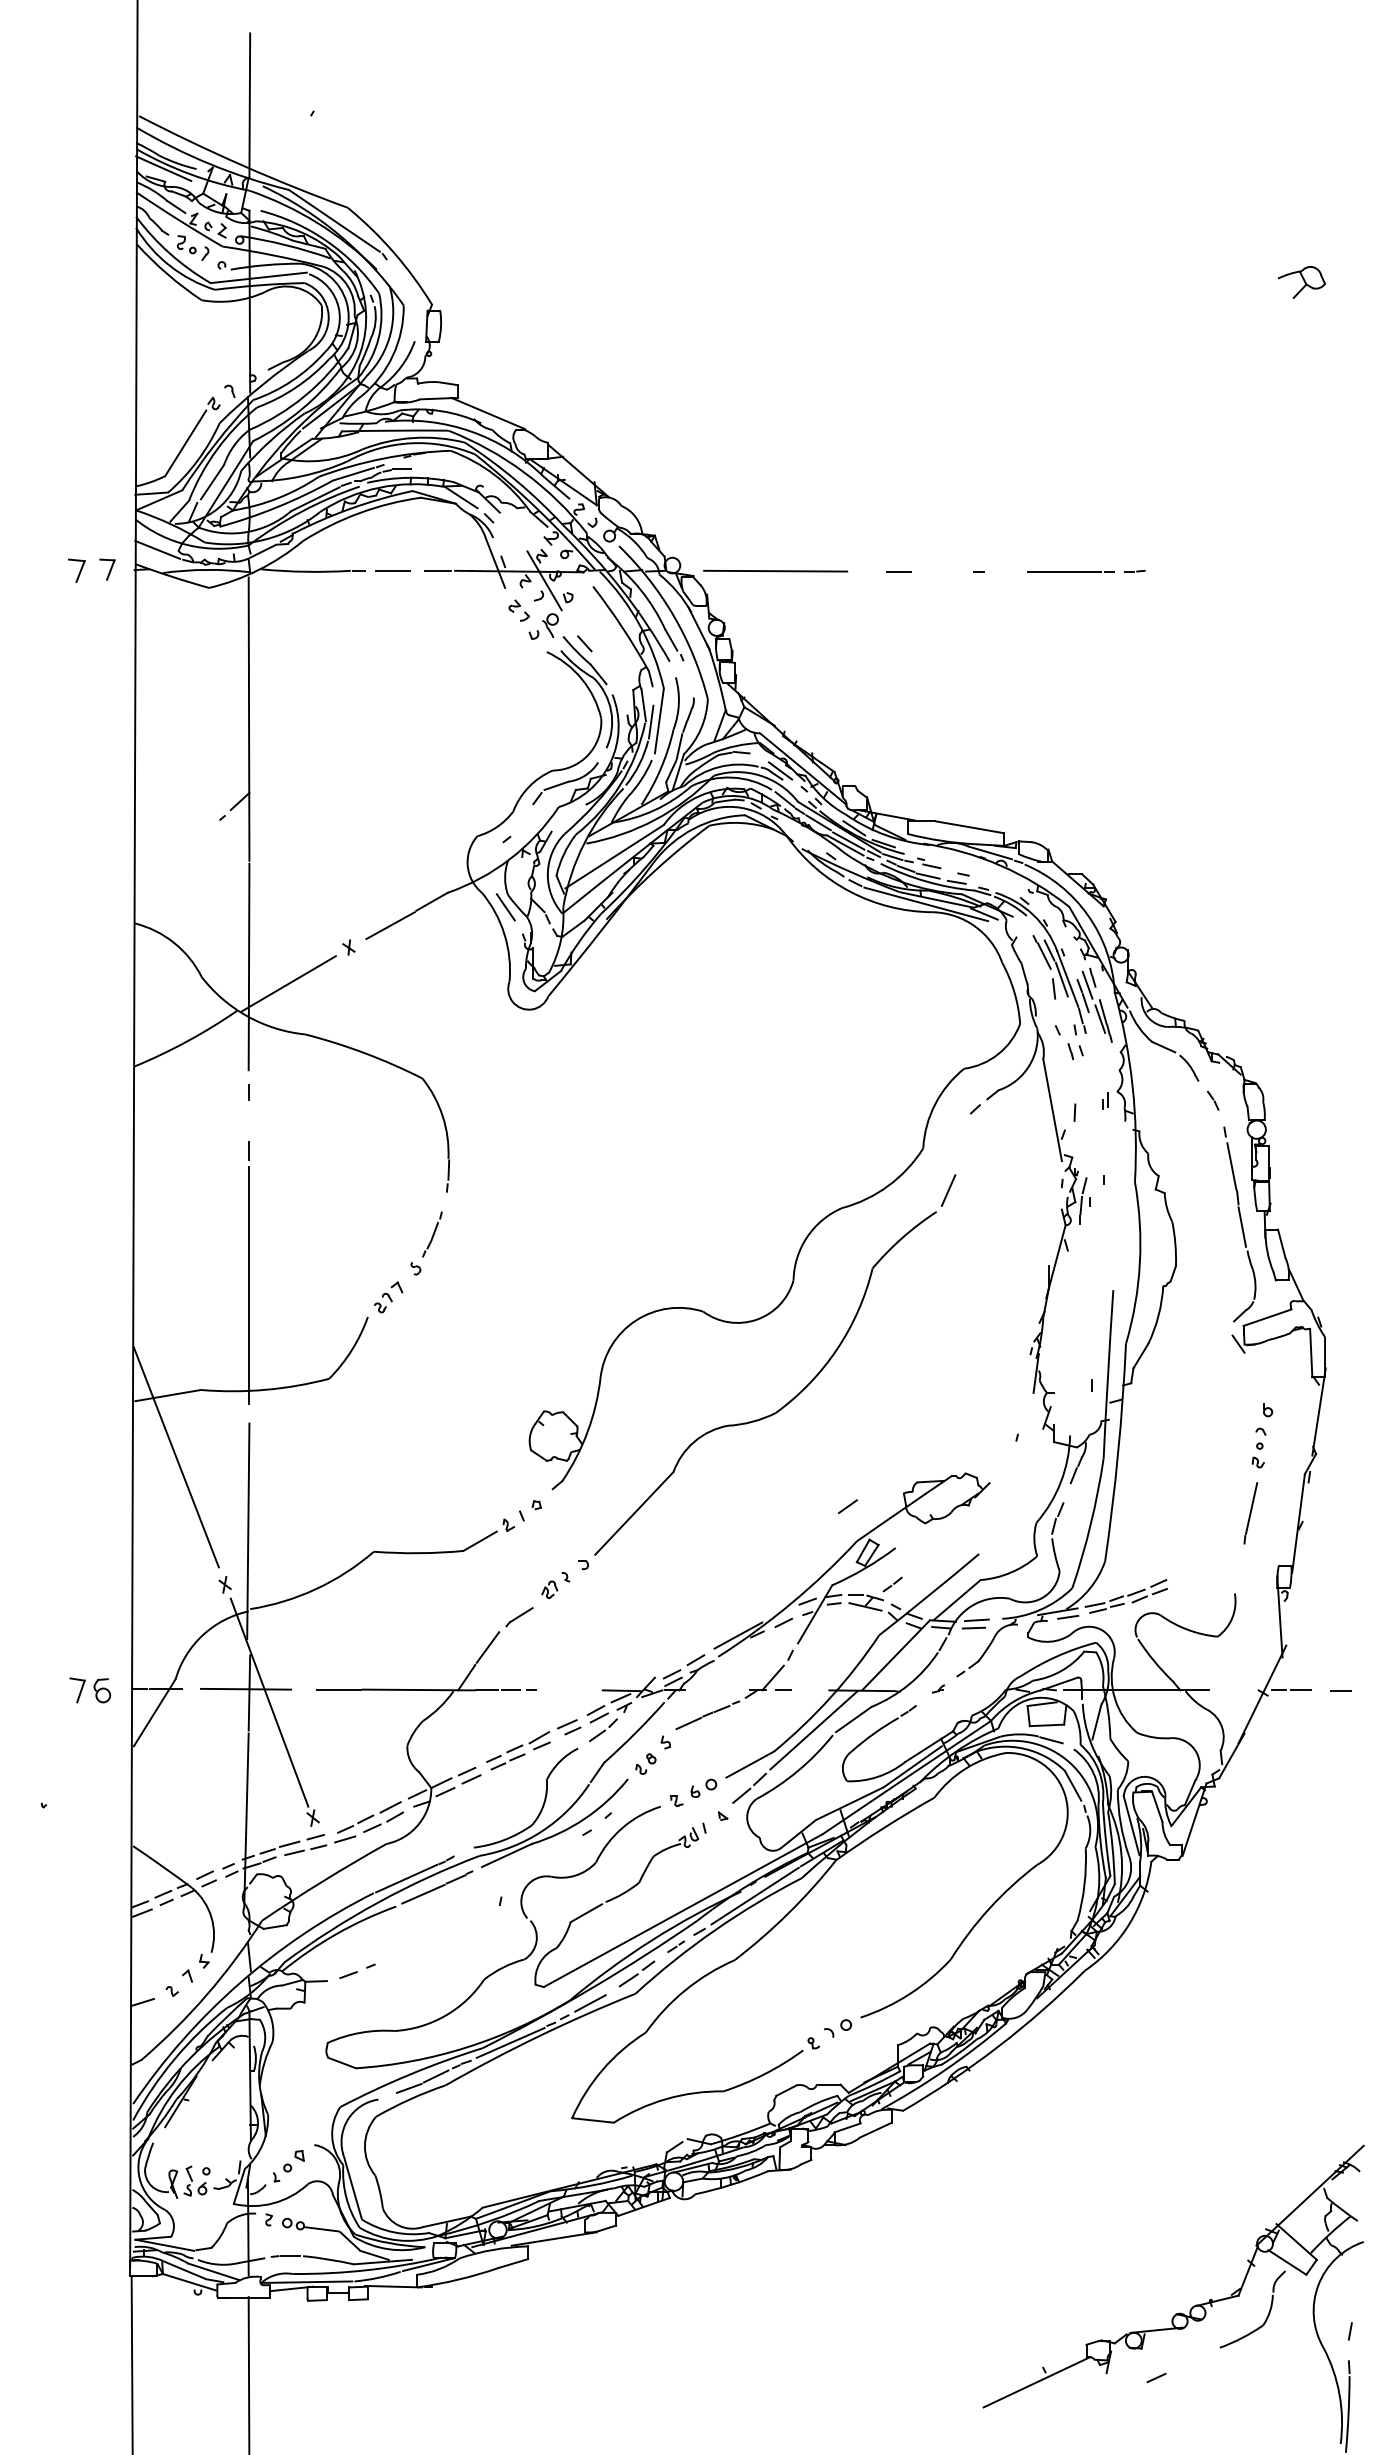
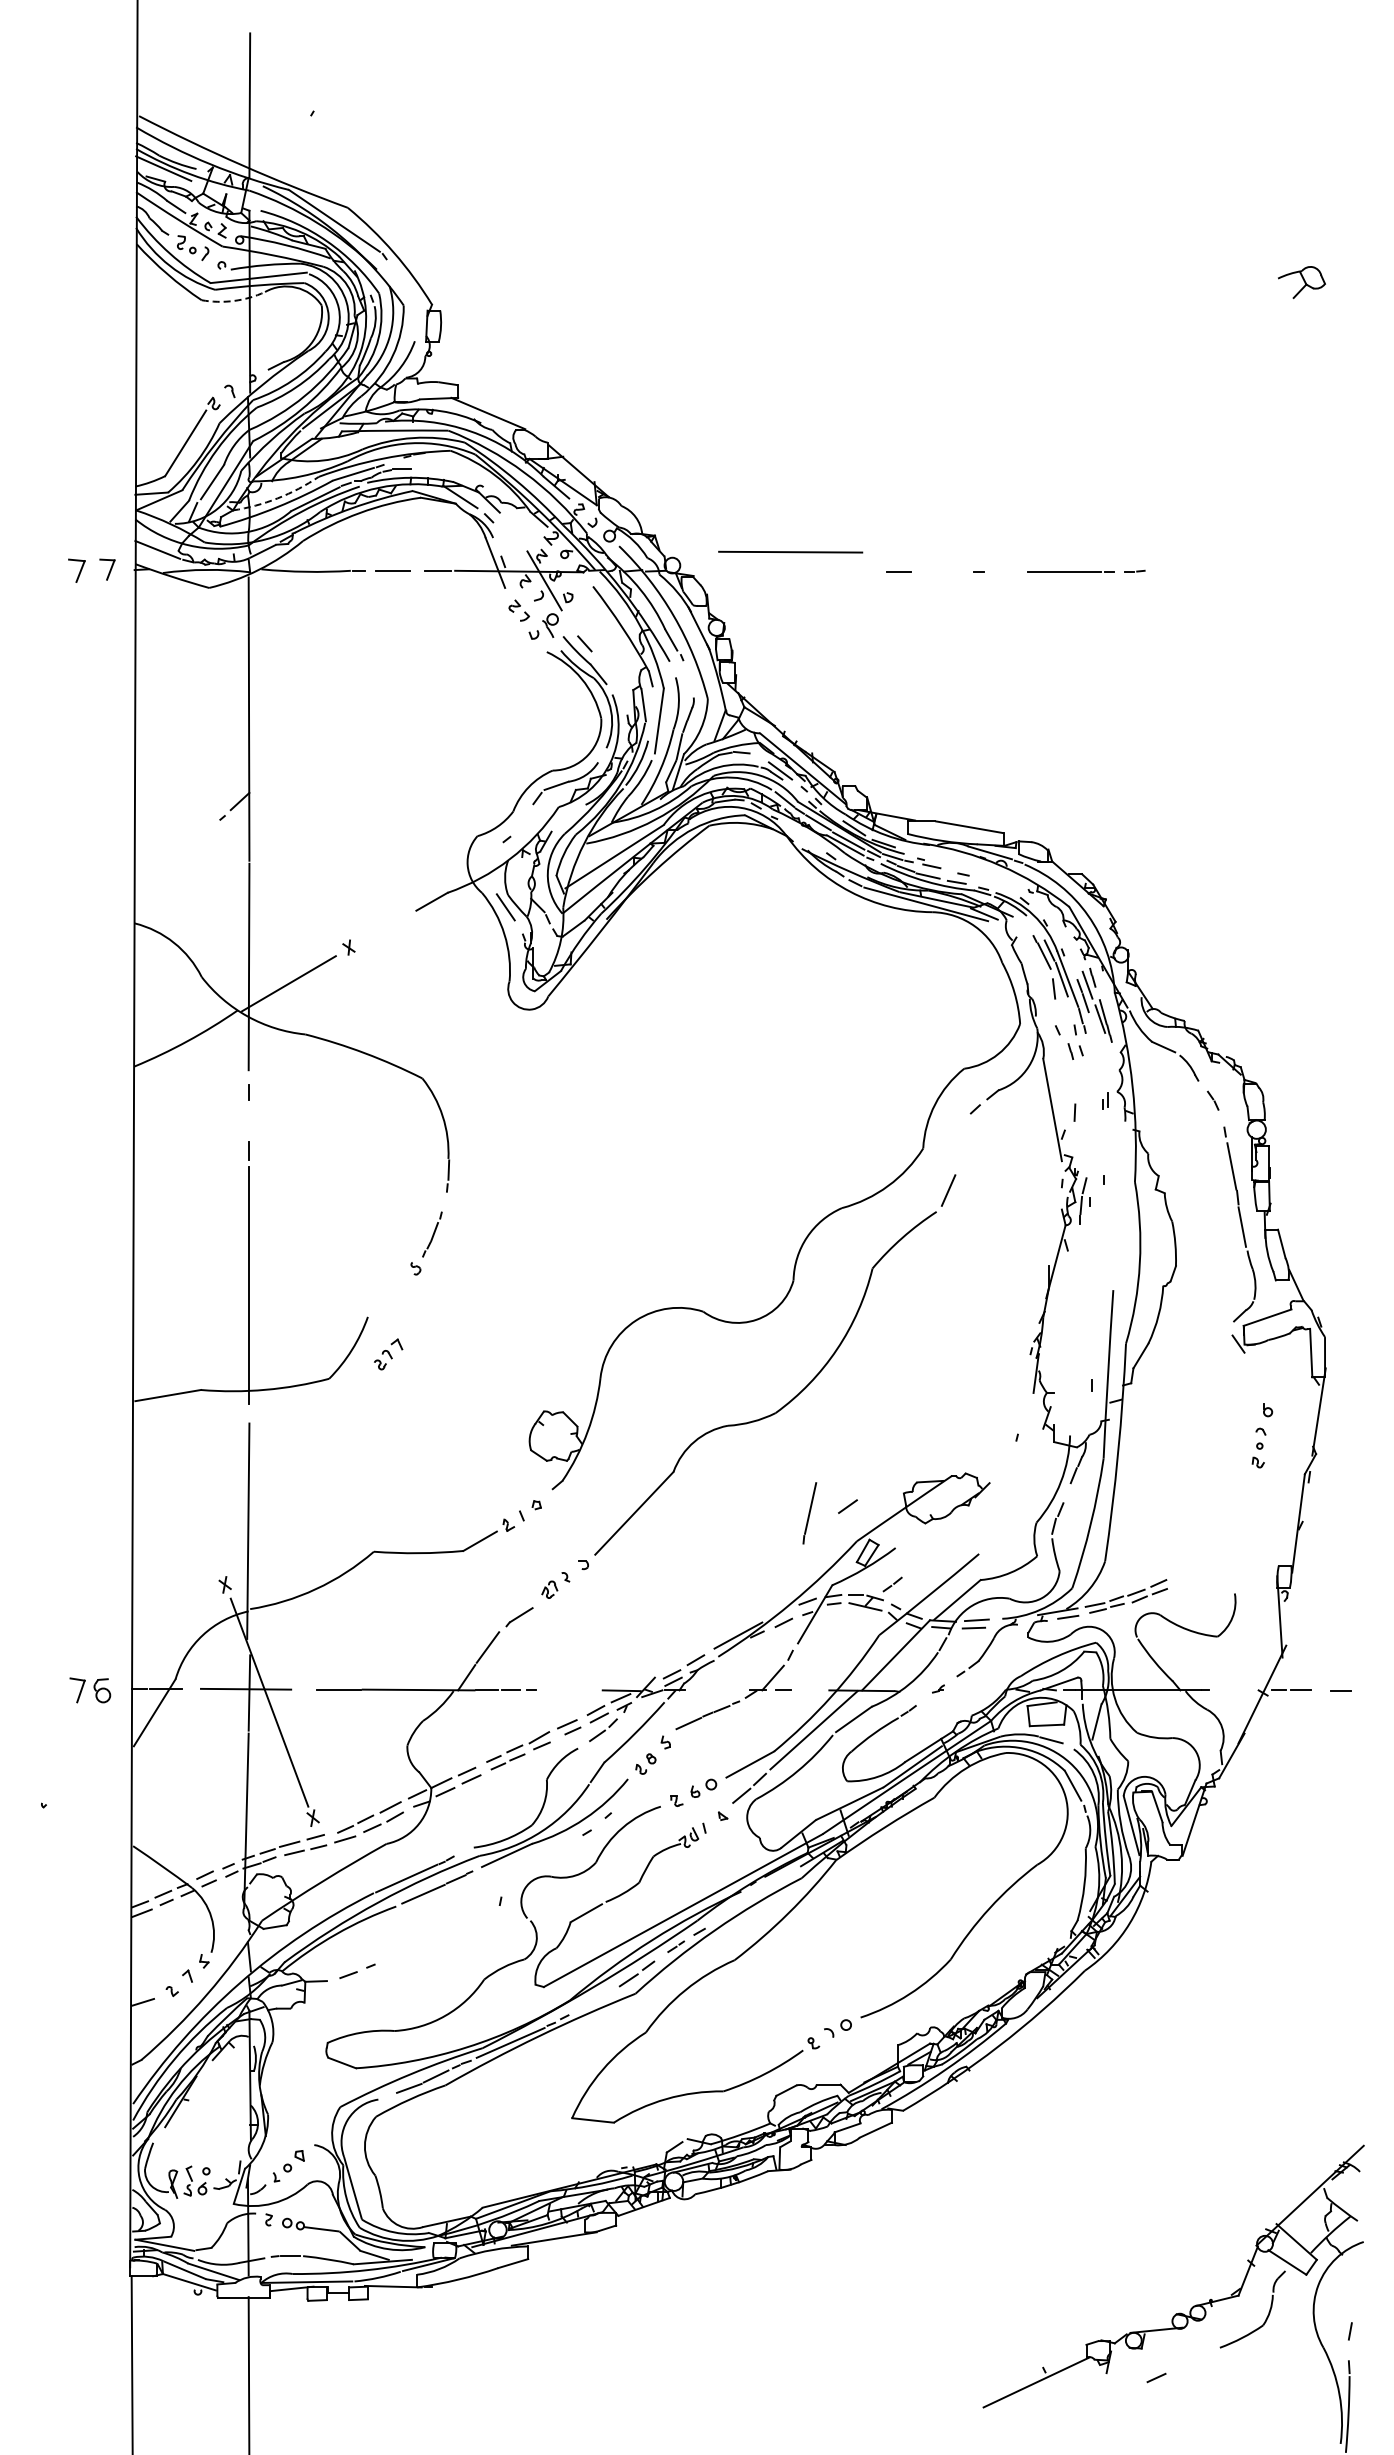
arc: solid -> dashed (234, 300)
arc: solid -> dashed (277, 498)
line position: (775, 570) -> (790, 551) (790, 551)
line: present -> none (650, 721)
line: present -> none (390, 925)
part position: (388, 1297) -> (388, 1354) (388, 1354)
line: present -> none (175, 1457)
line position: (1250, 1513) -> (809, 1513) (809, 1513)
line: present -> none (754, 1895)
line: present -> none (590, 2003)
